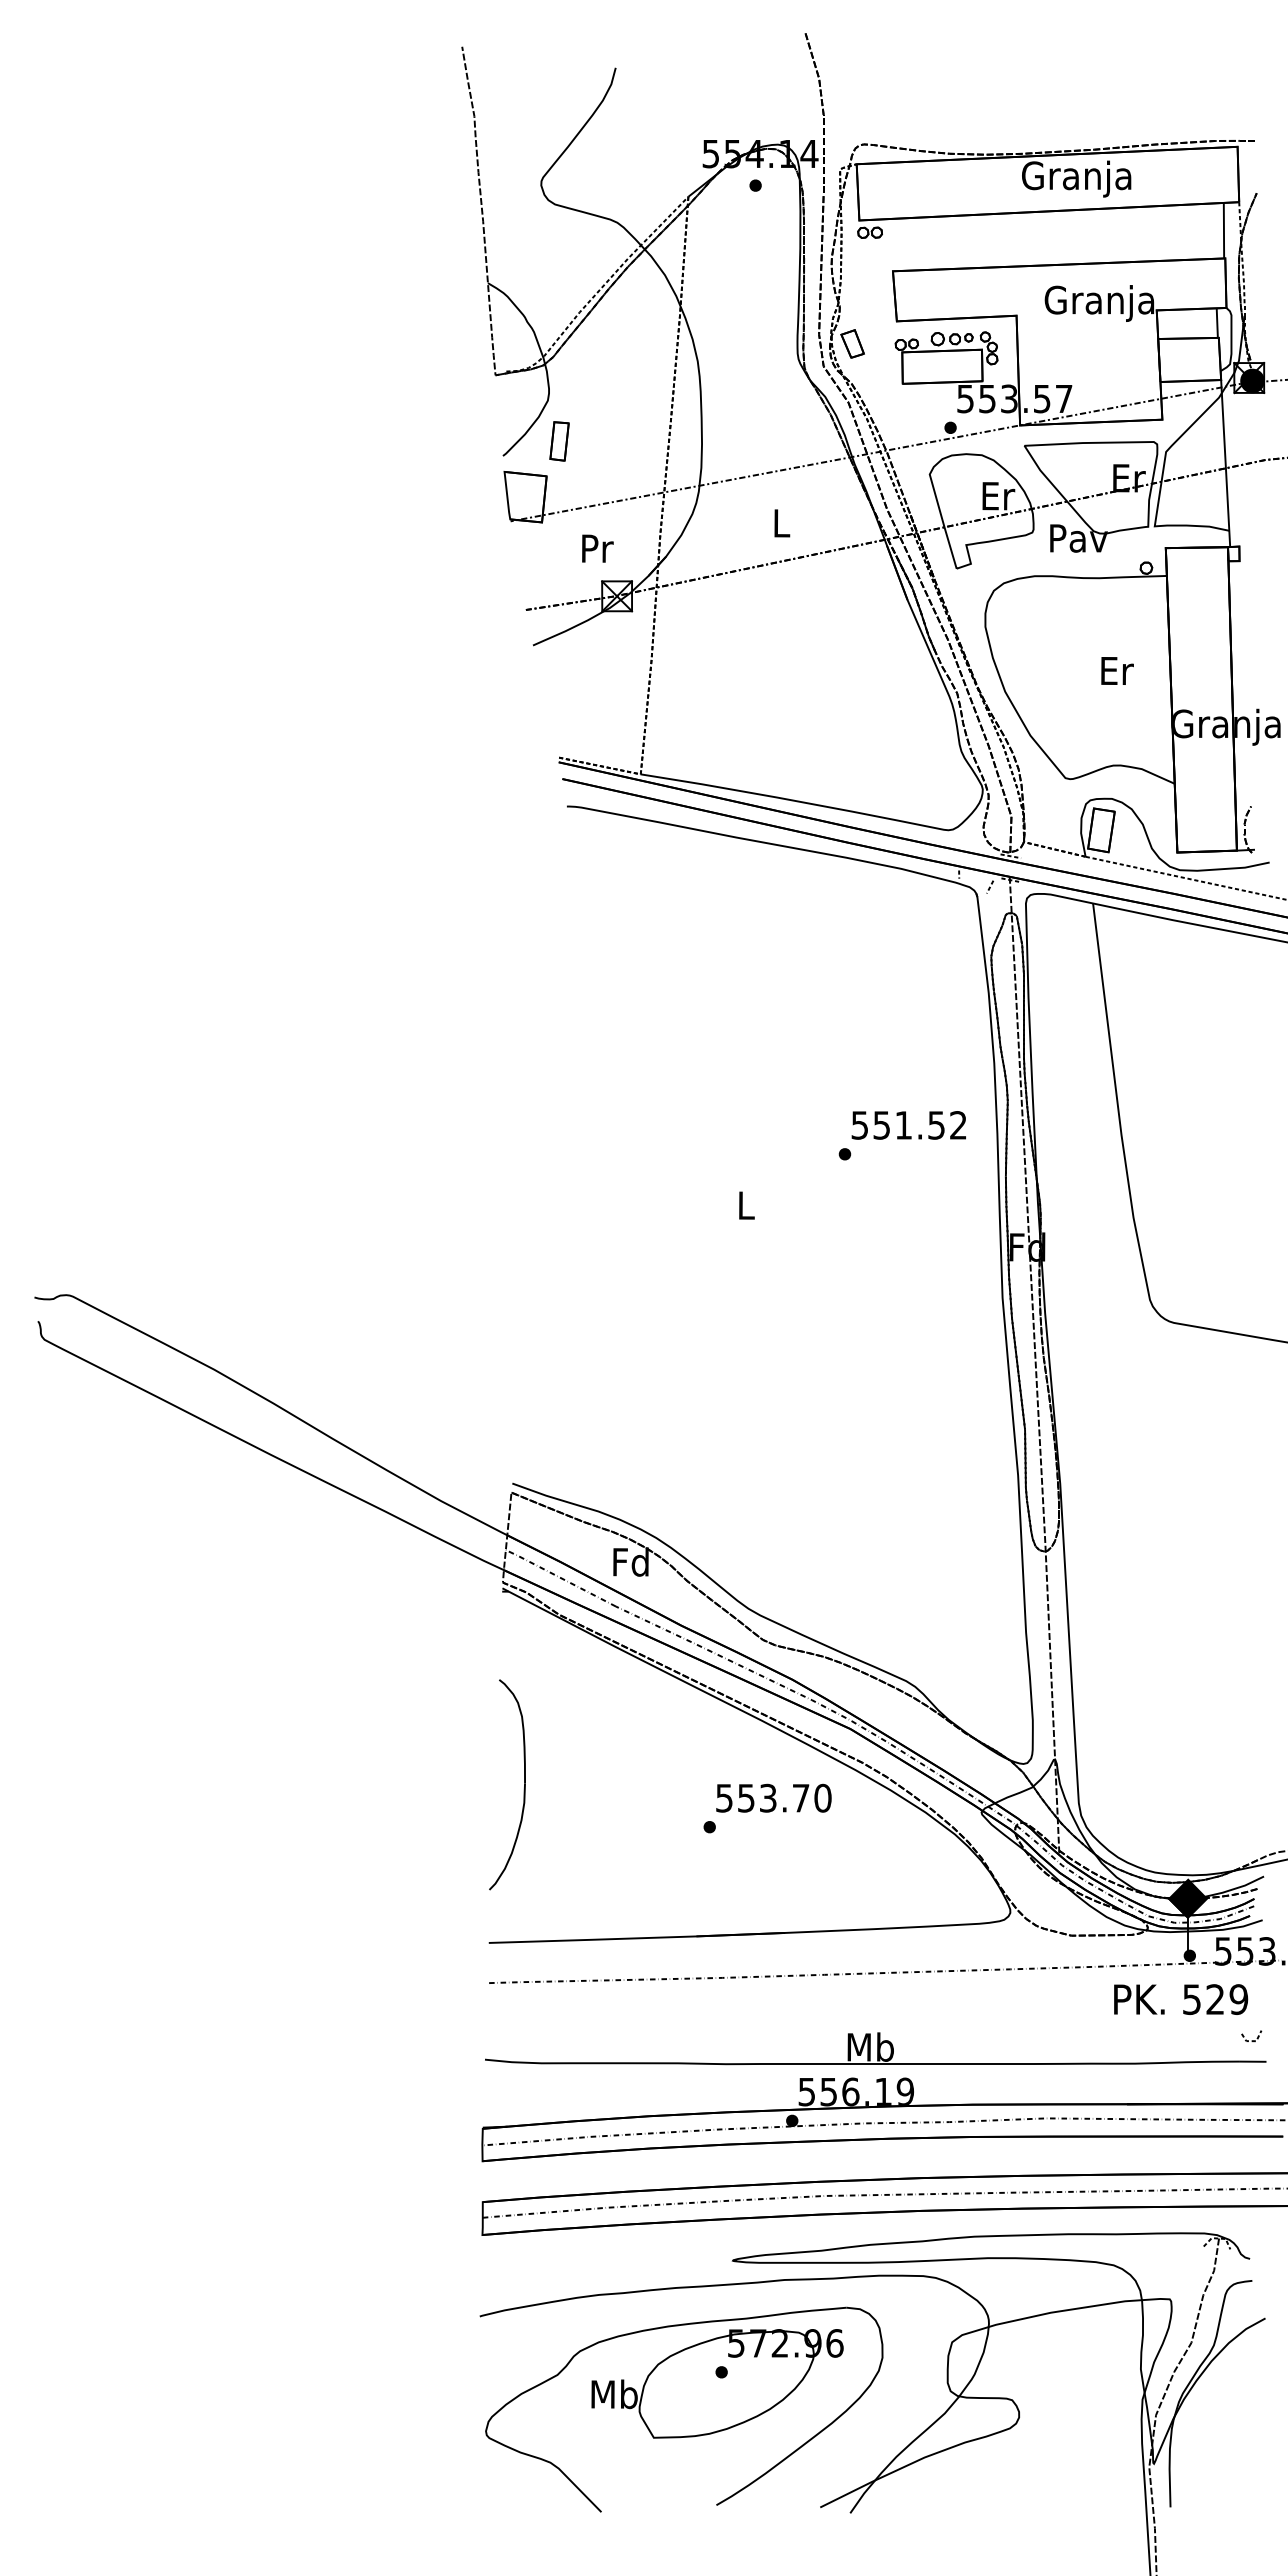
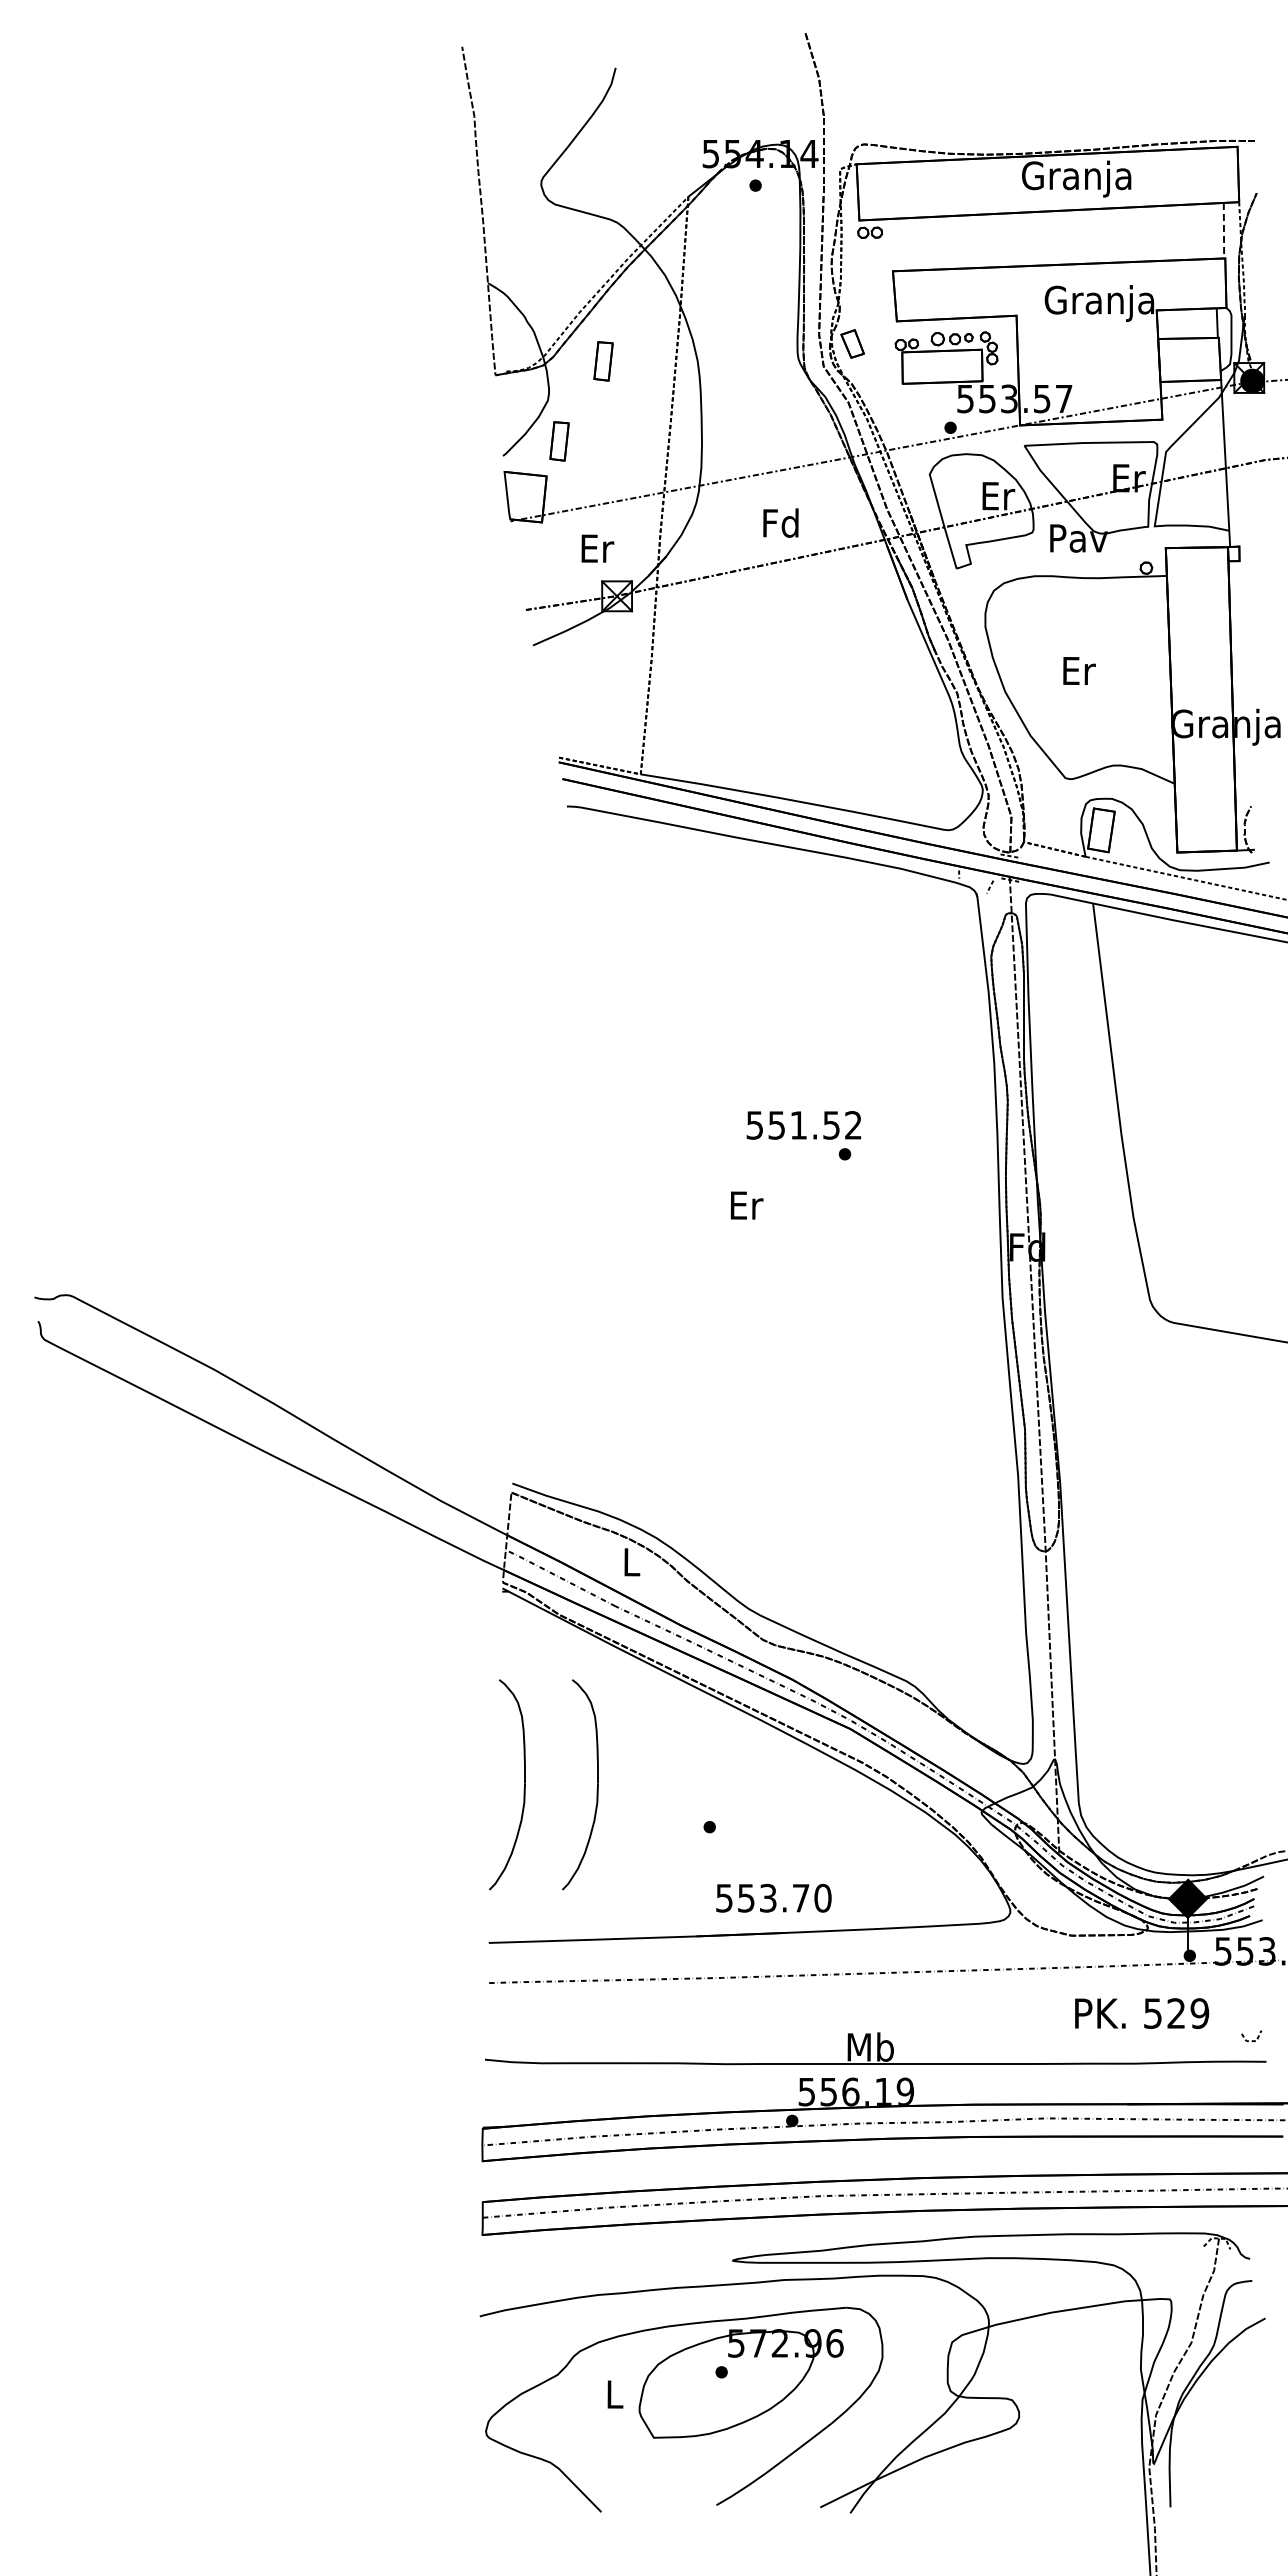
line: solid -> dashed (1223, 230)
part: none -> present (603, 361)
text: L -> Fd (780, 522)
text: Pr -> Er (597, 548)
text position: (1117, 670) -> (1079, 670) (1079, 670)
text position: (908, 1125) -> (803, 1125) (803, 1125)
text: L -> Er (746, 1205)
text: Fd -> L (630, 1561)
part: none -> present (596, 1789)
text position: (773, 1797) -> (773, 1897) (773, 1897)
text position: (1181, 1999) -> (1142, 2013) (1142, 2013)
text: Mb -> L (614, 2394)
